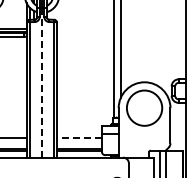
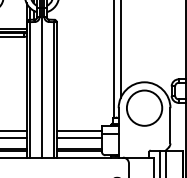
line: dashed -> solid (42, 82)
line: none -> present (14, 130)
line: none -> present (78, 130)
line: dashed -> solid (79, 137)
